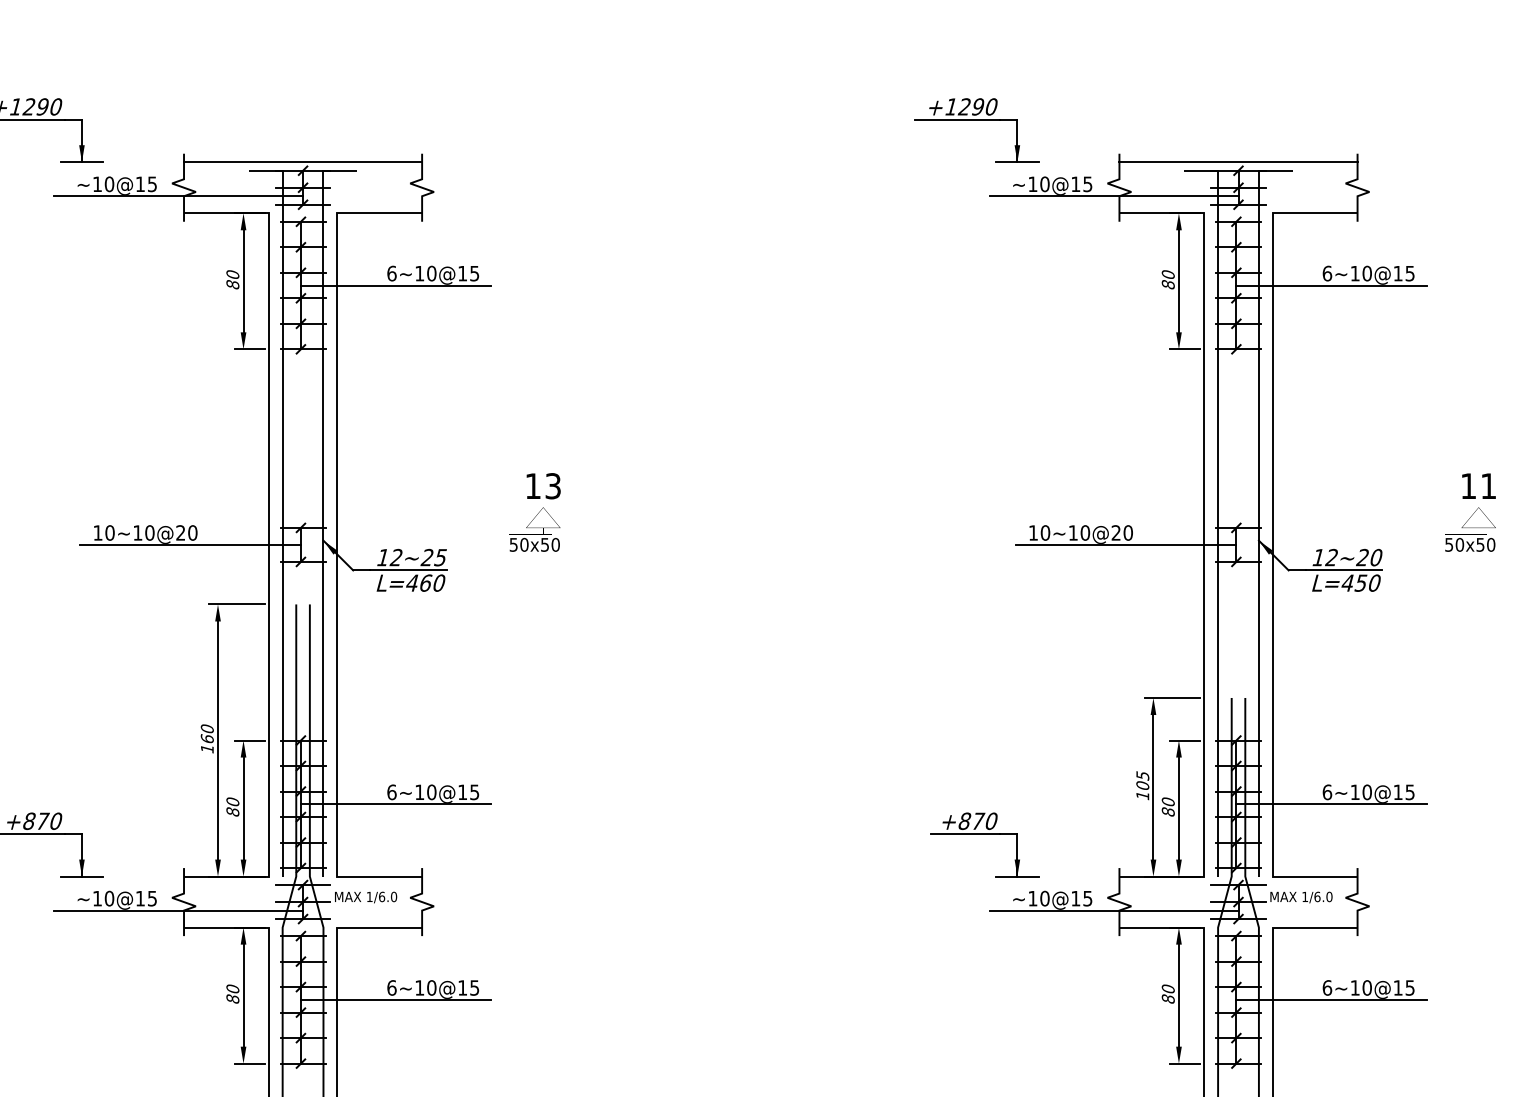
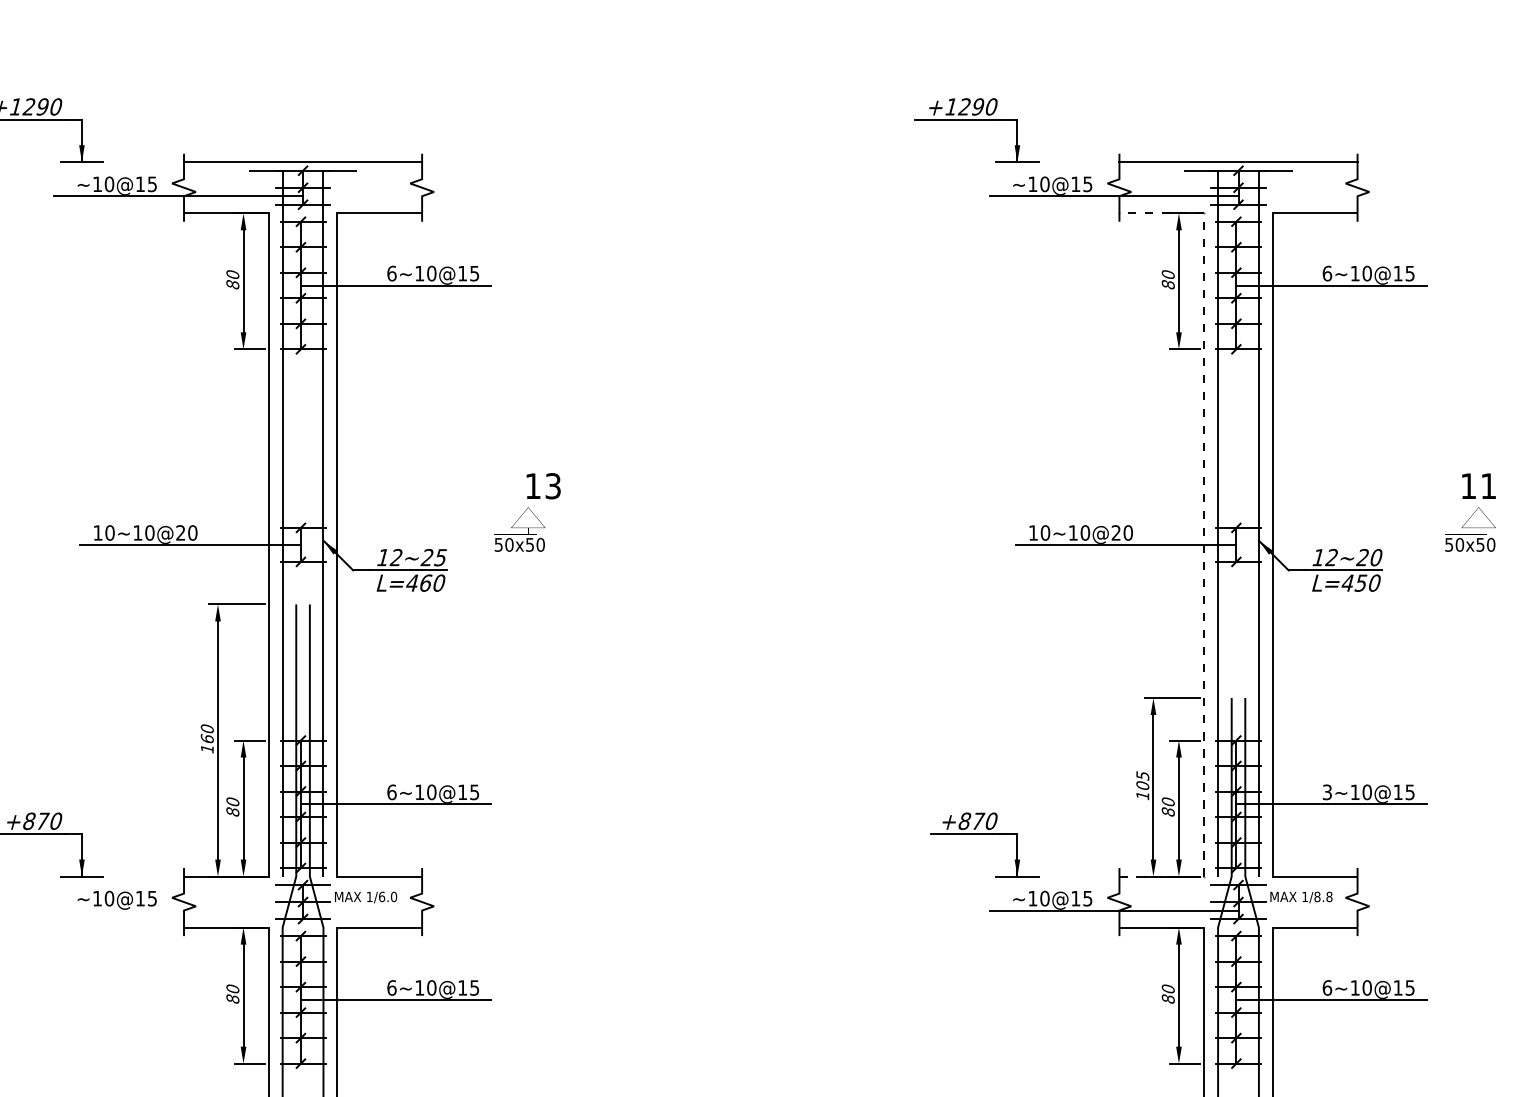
text position: (534, 529) -> (519, 529) (519, 529)
line: solid -> dashed (1204, 544)
text: 6~10@15 -> 3~10@15 (1327, 792)
text: 1/6.0 -> 1/8.8 (1323, 896)
line: present -> none (178, 910)
